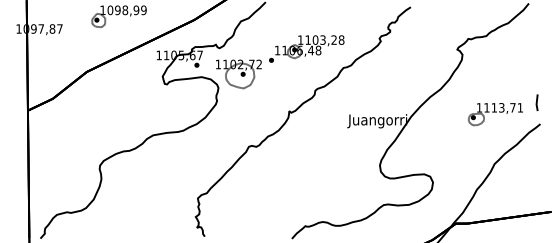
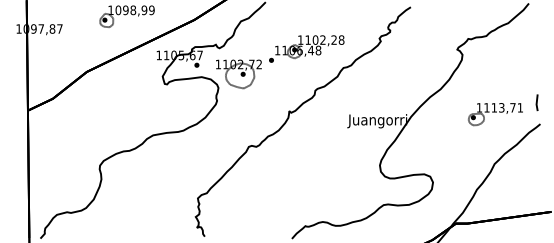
part position: (118, 16) -> (126, 16) (126, 16)
text: 1103,28 -> 1102,28 (322, 39)
